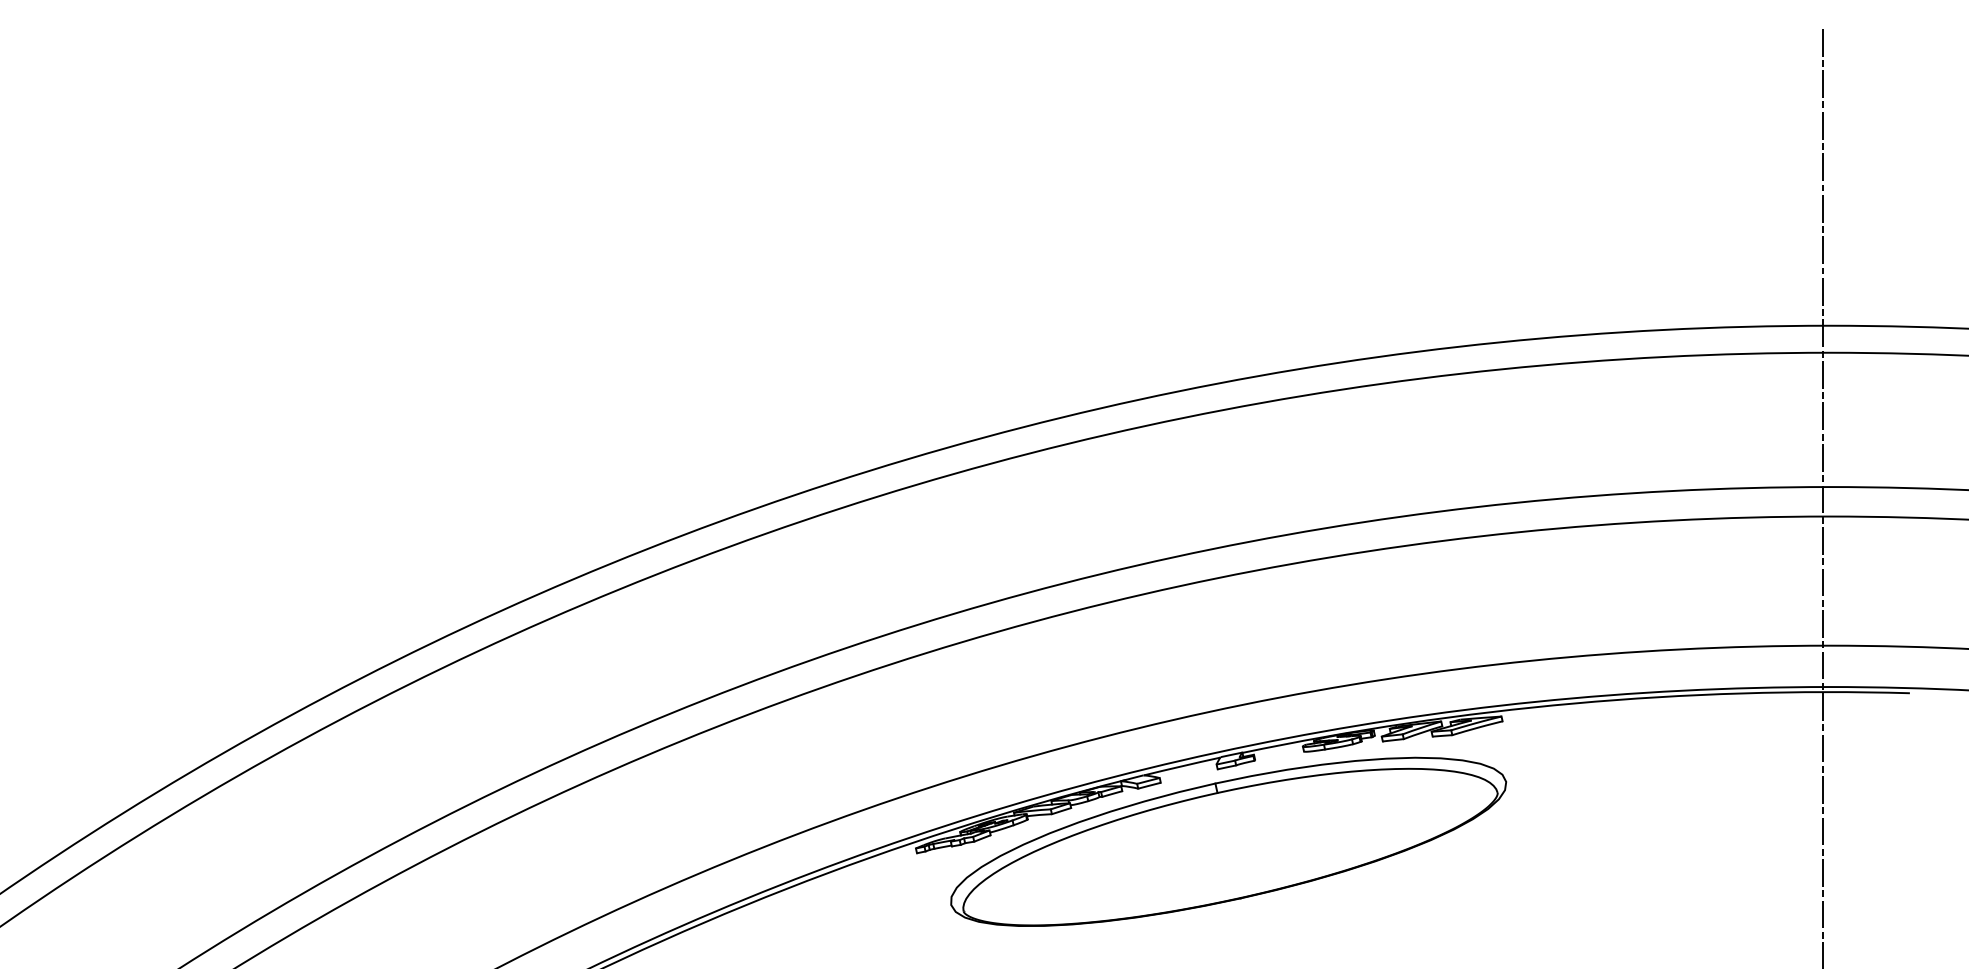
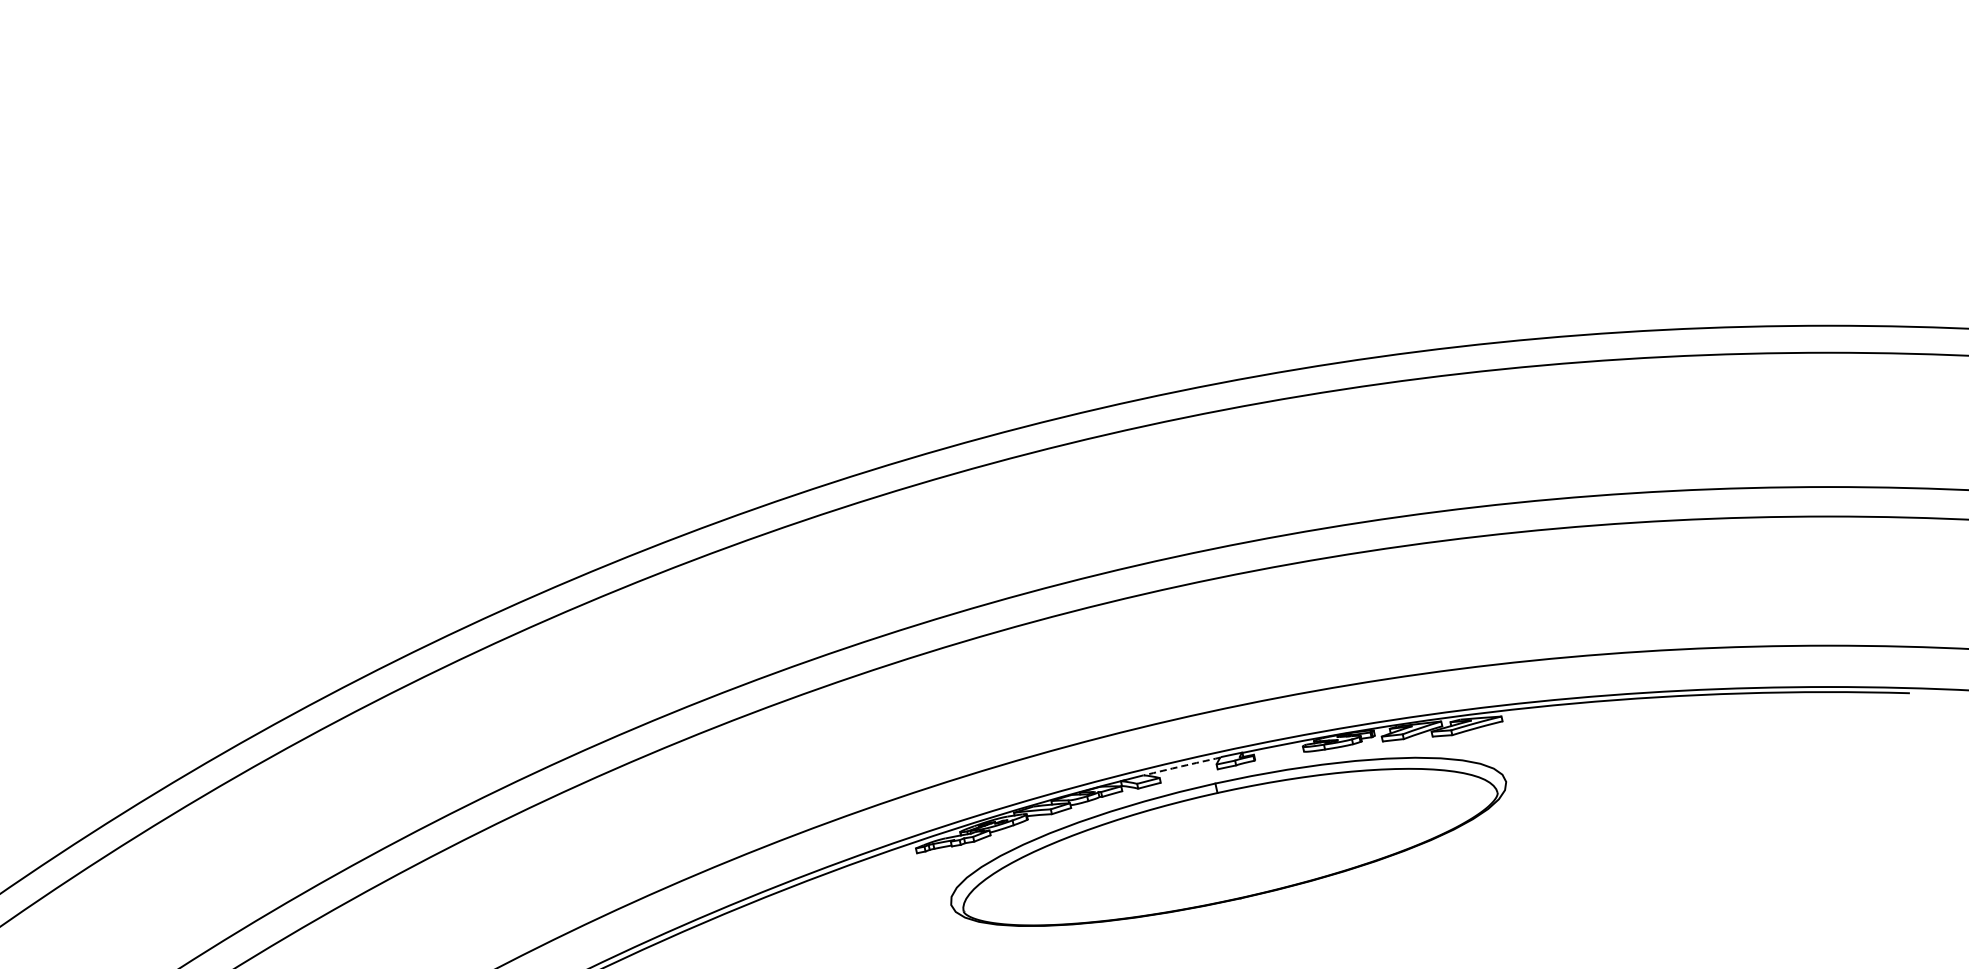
line: present -> none (1823, 496)
arc: solid -> dashed (1182, 766)
